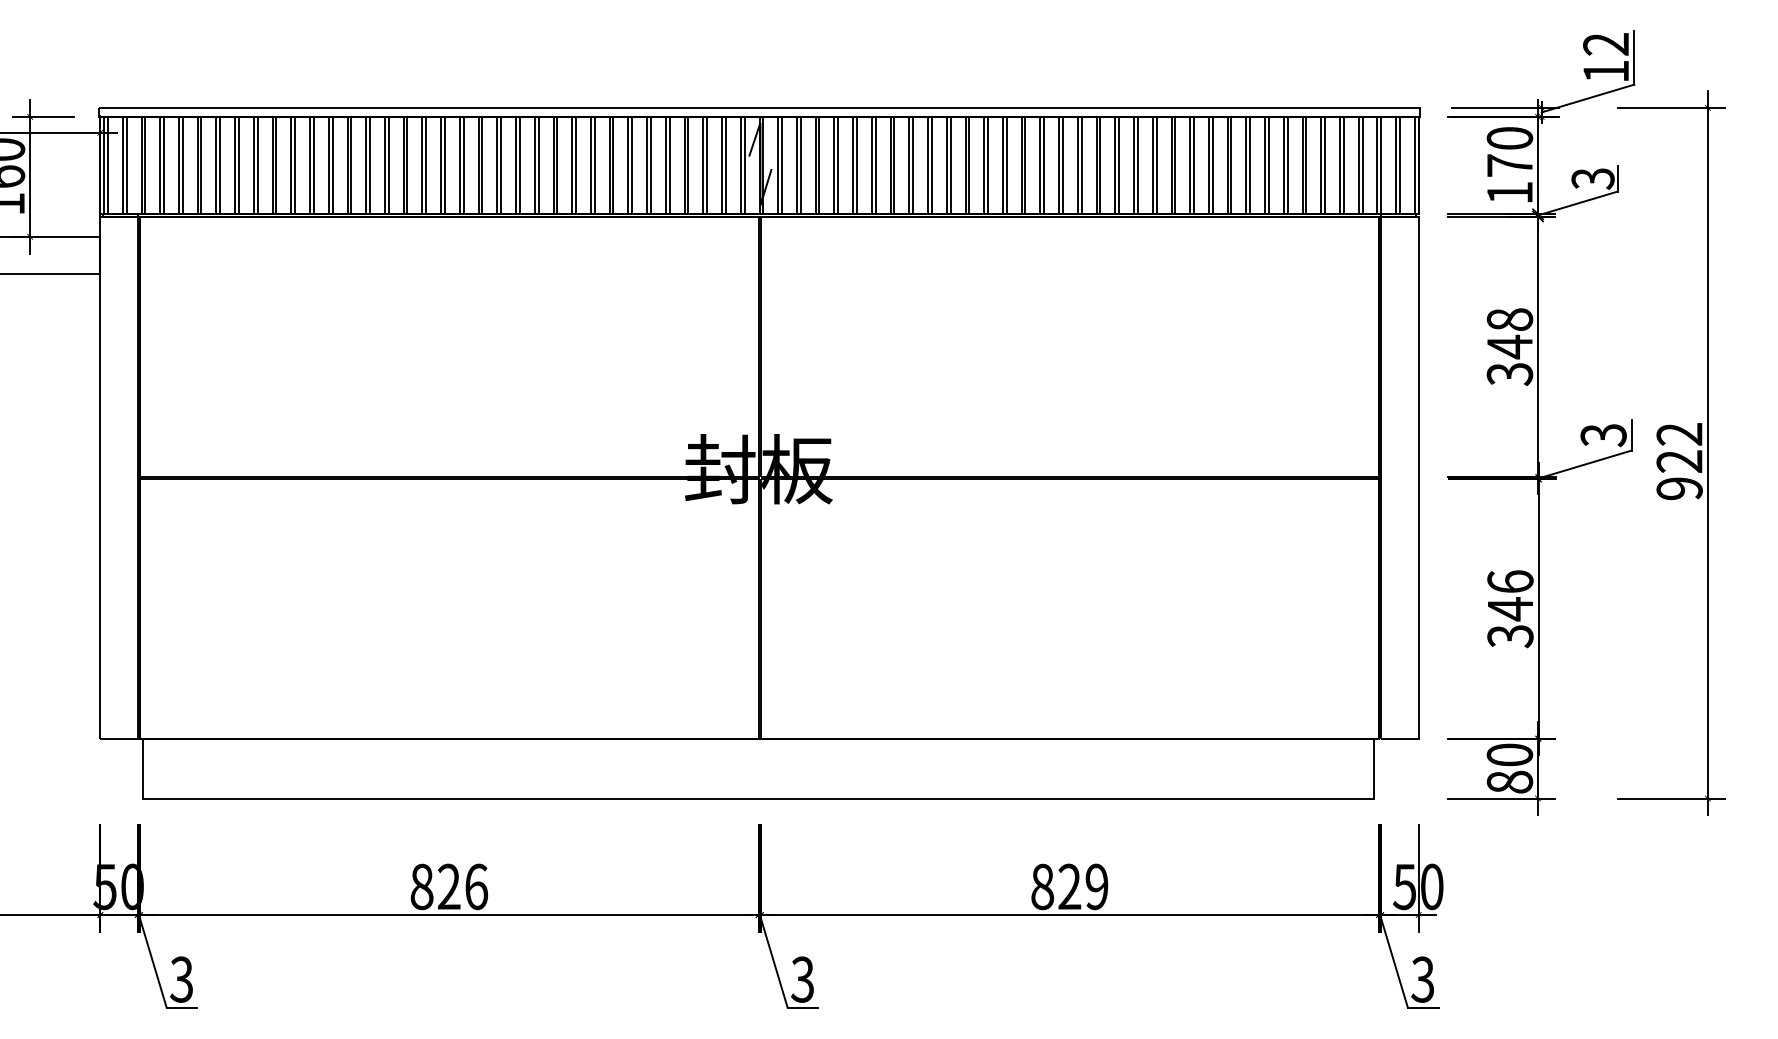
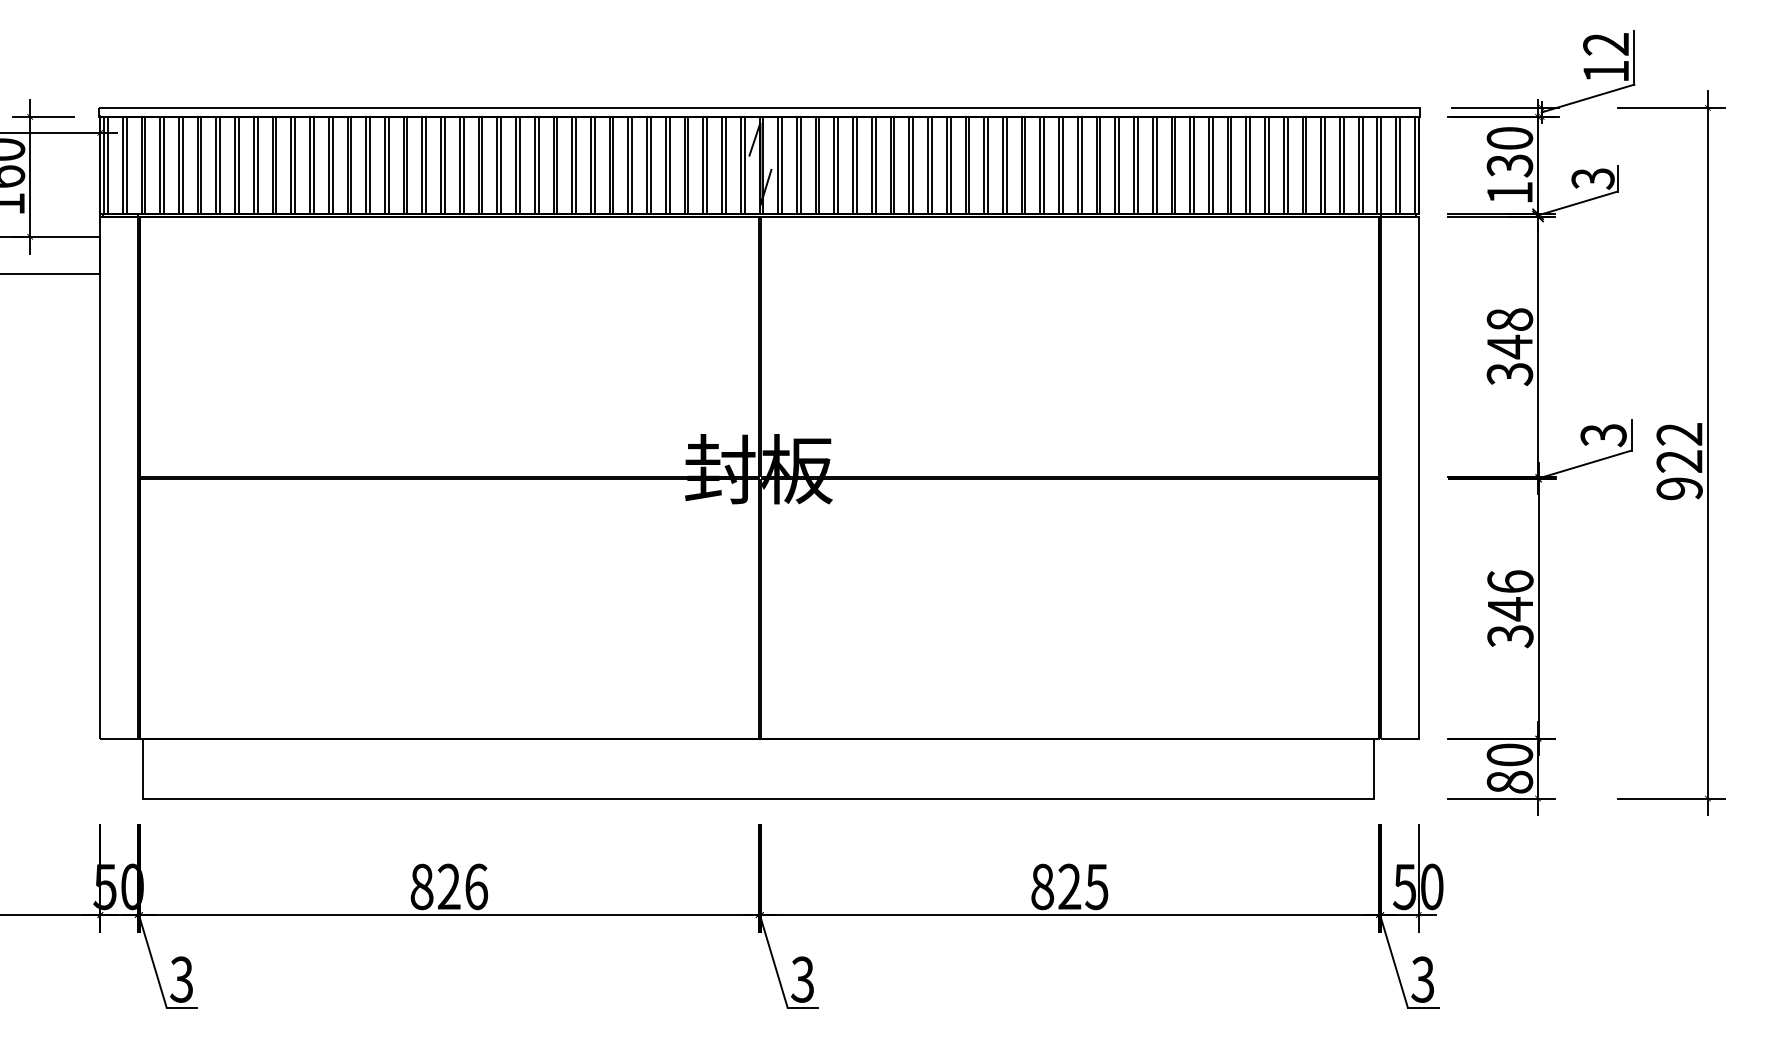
text: 170 -> 130 (1509, 165)
text: 829 -> 825 (1096, 886)
